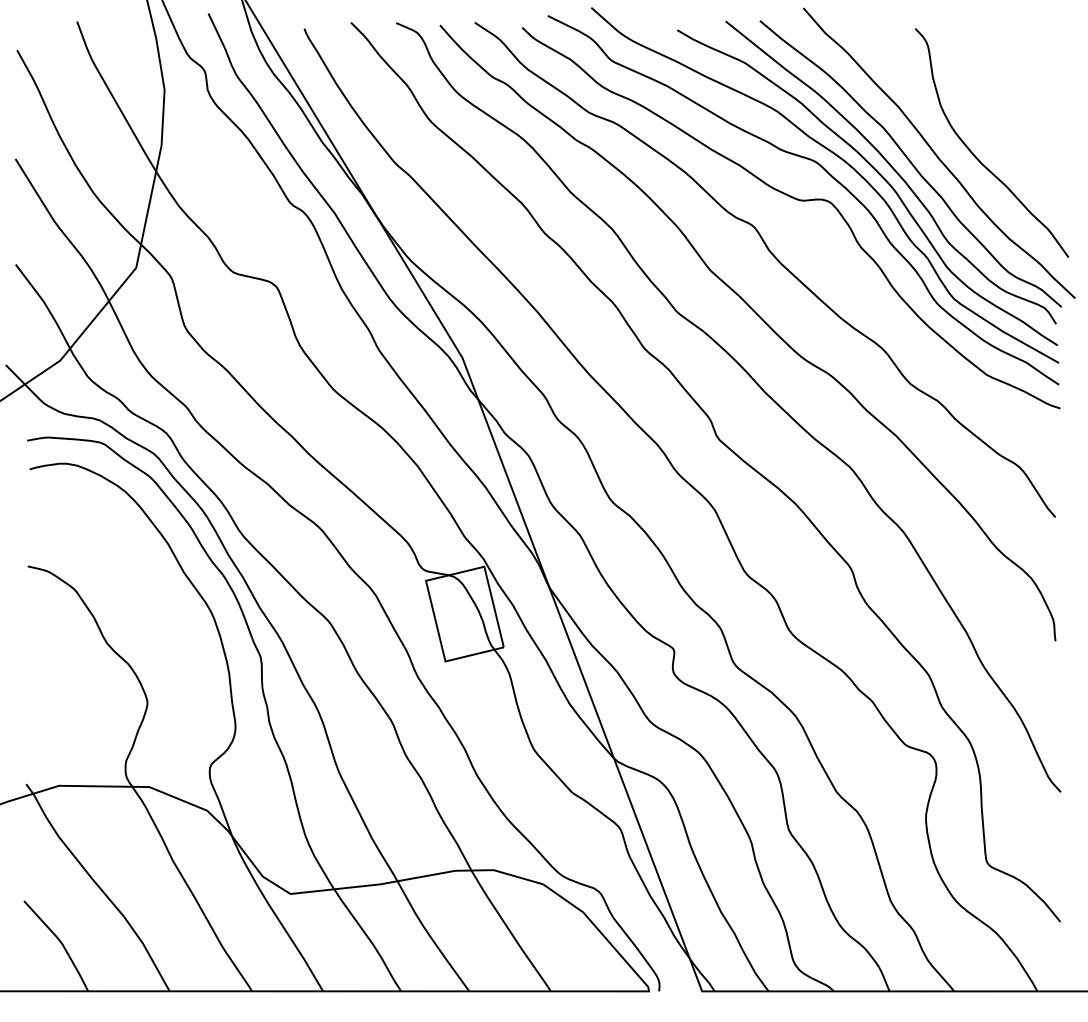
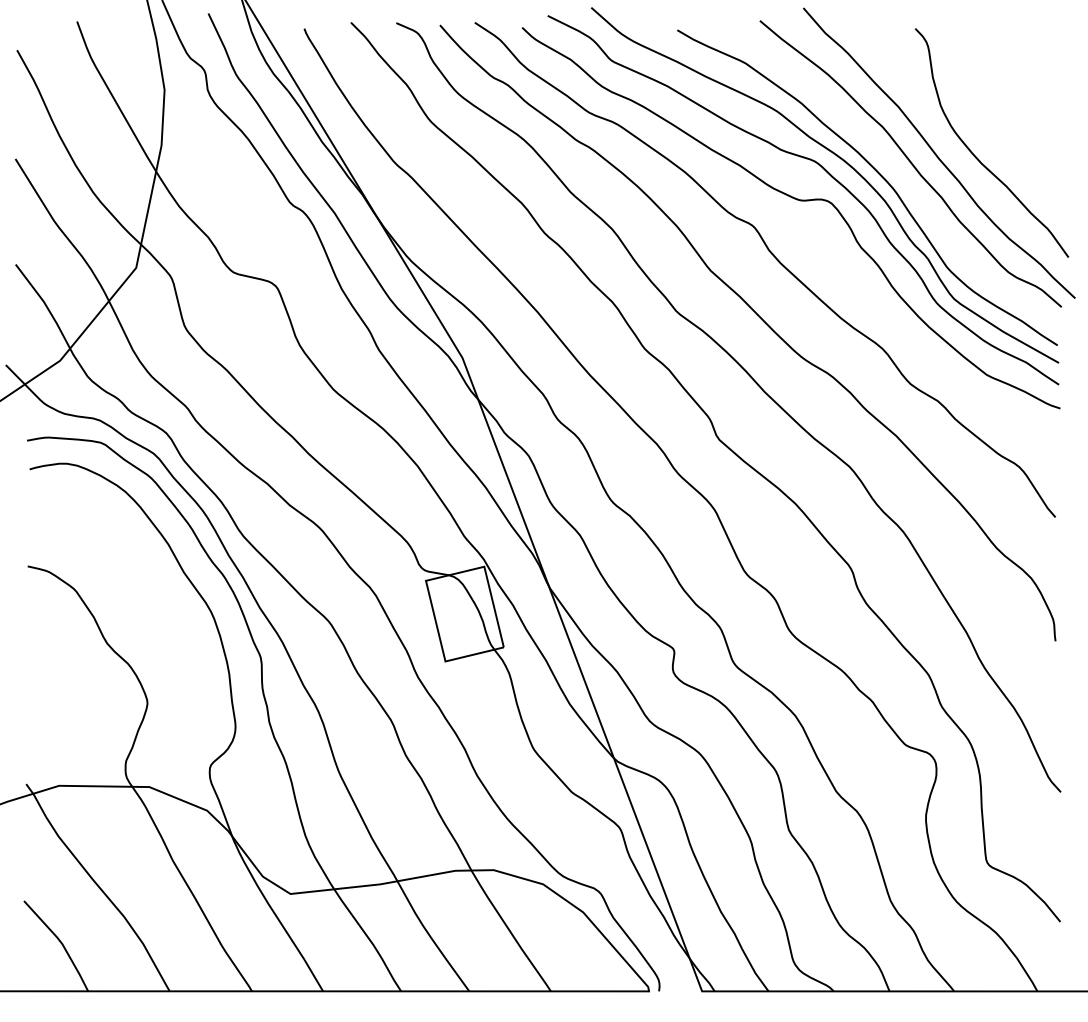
curve: present -> none (892, 169)
